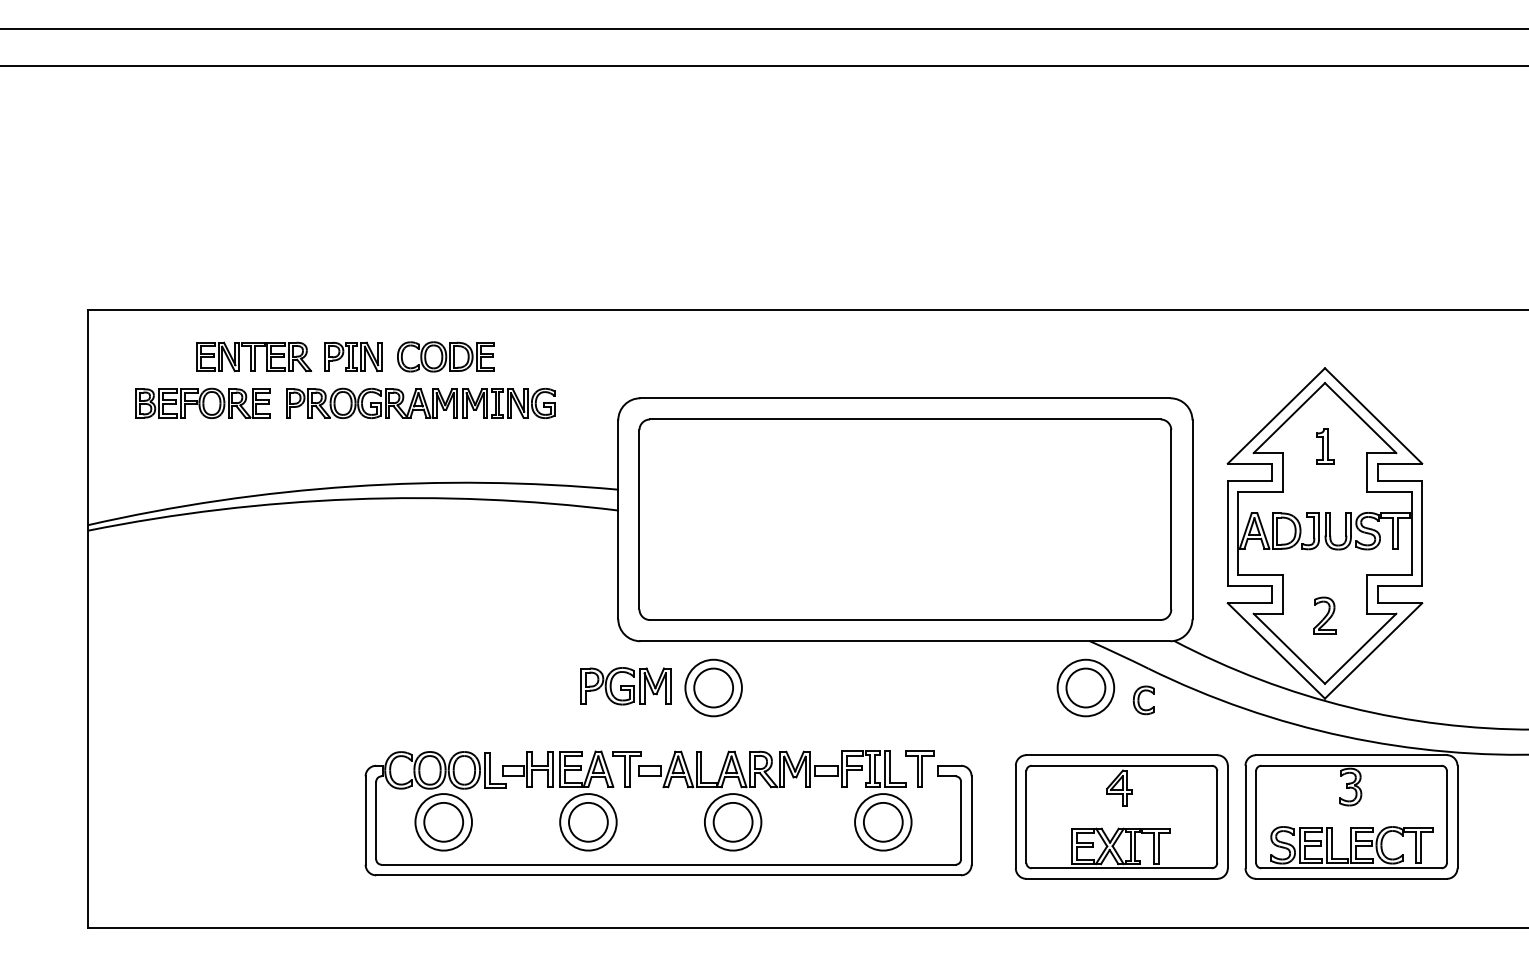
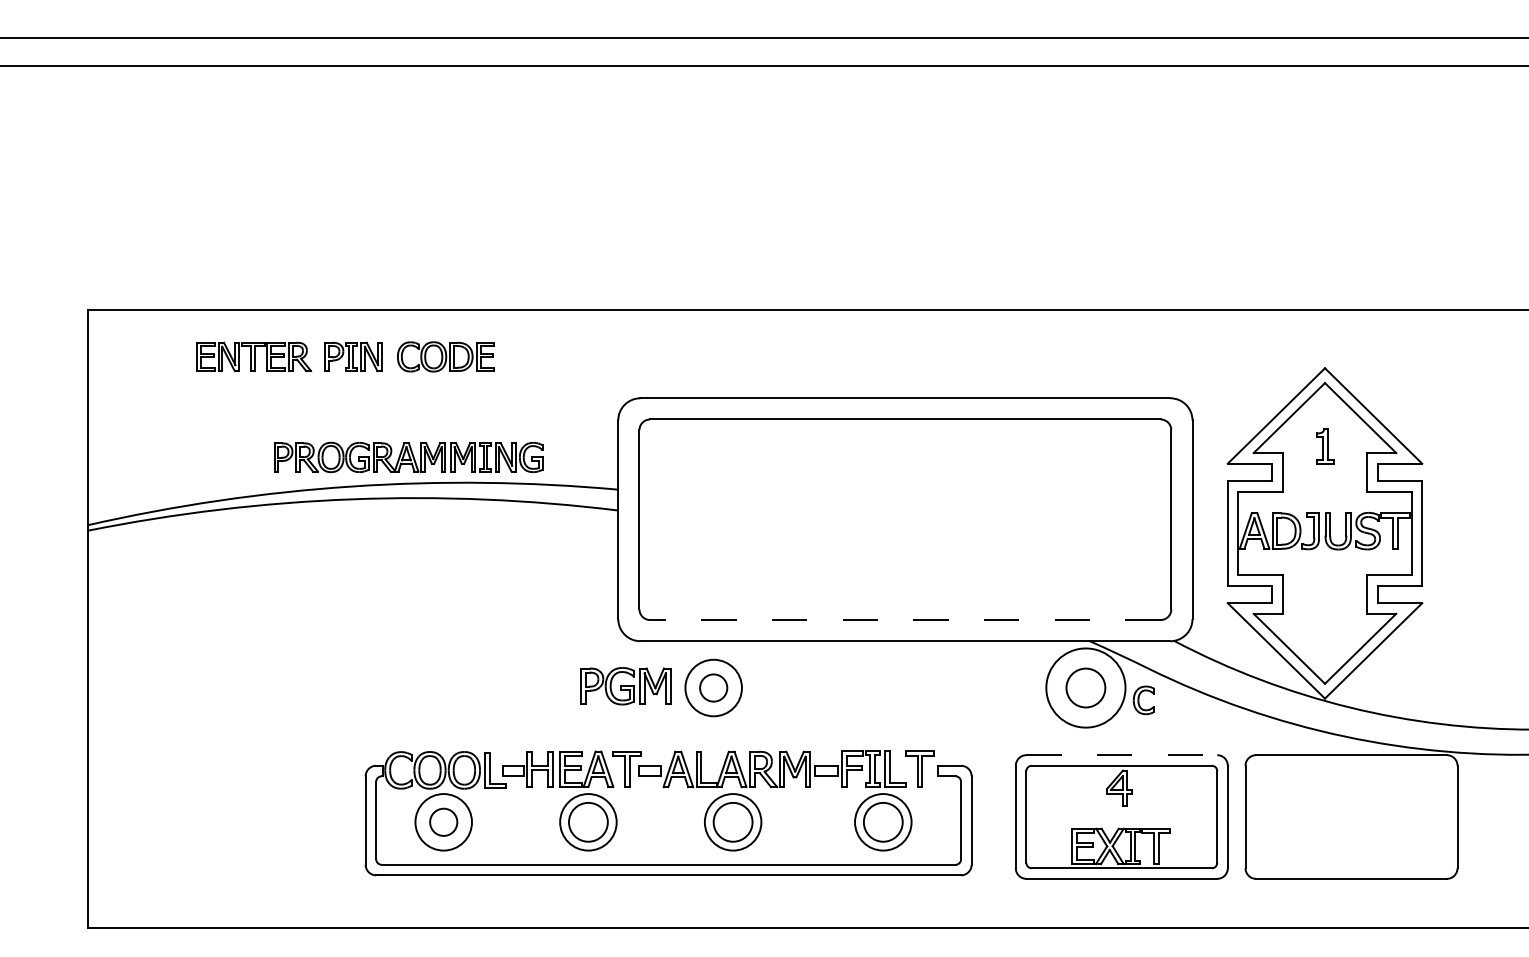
line position: (763, 28) -> (763, 37) (763, 37)
part: present -> none (202, 402)
part position: (420, 402) -> (408, 456) (408, 456)
part: present -> none (1324, 615)
line: solid -> dashed (904, 620)
circle diameter: 39 px -> 27 px (713, 687)
circle diameter: 57 px -> 79 px (1085, 687)
line: solid -> dashed (1122, 755)
part: present -> none (1351, 817)
circle diameter: 39 px -> 27 px (443, 821)
